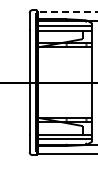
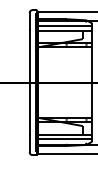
line: dashed -> solid (67, 11)
